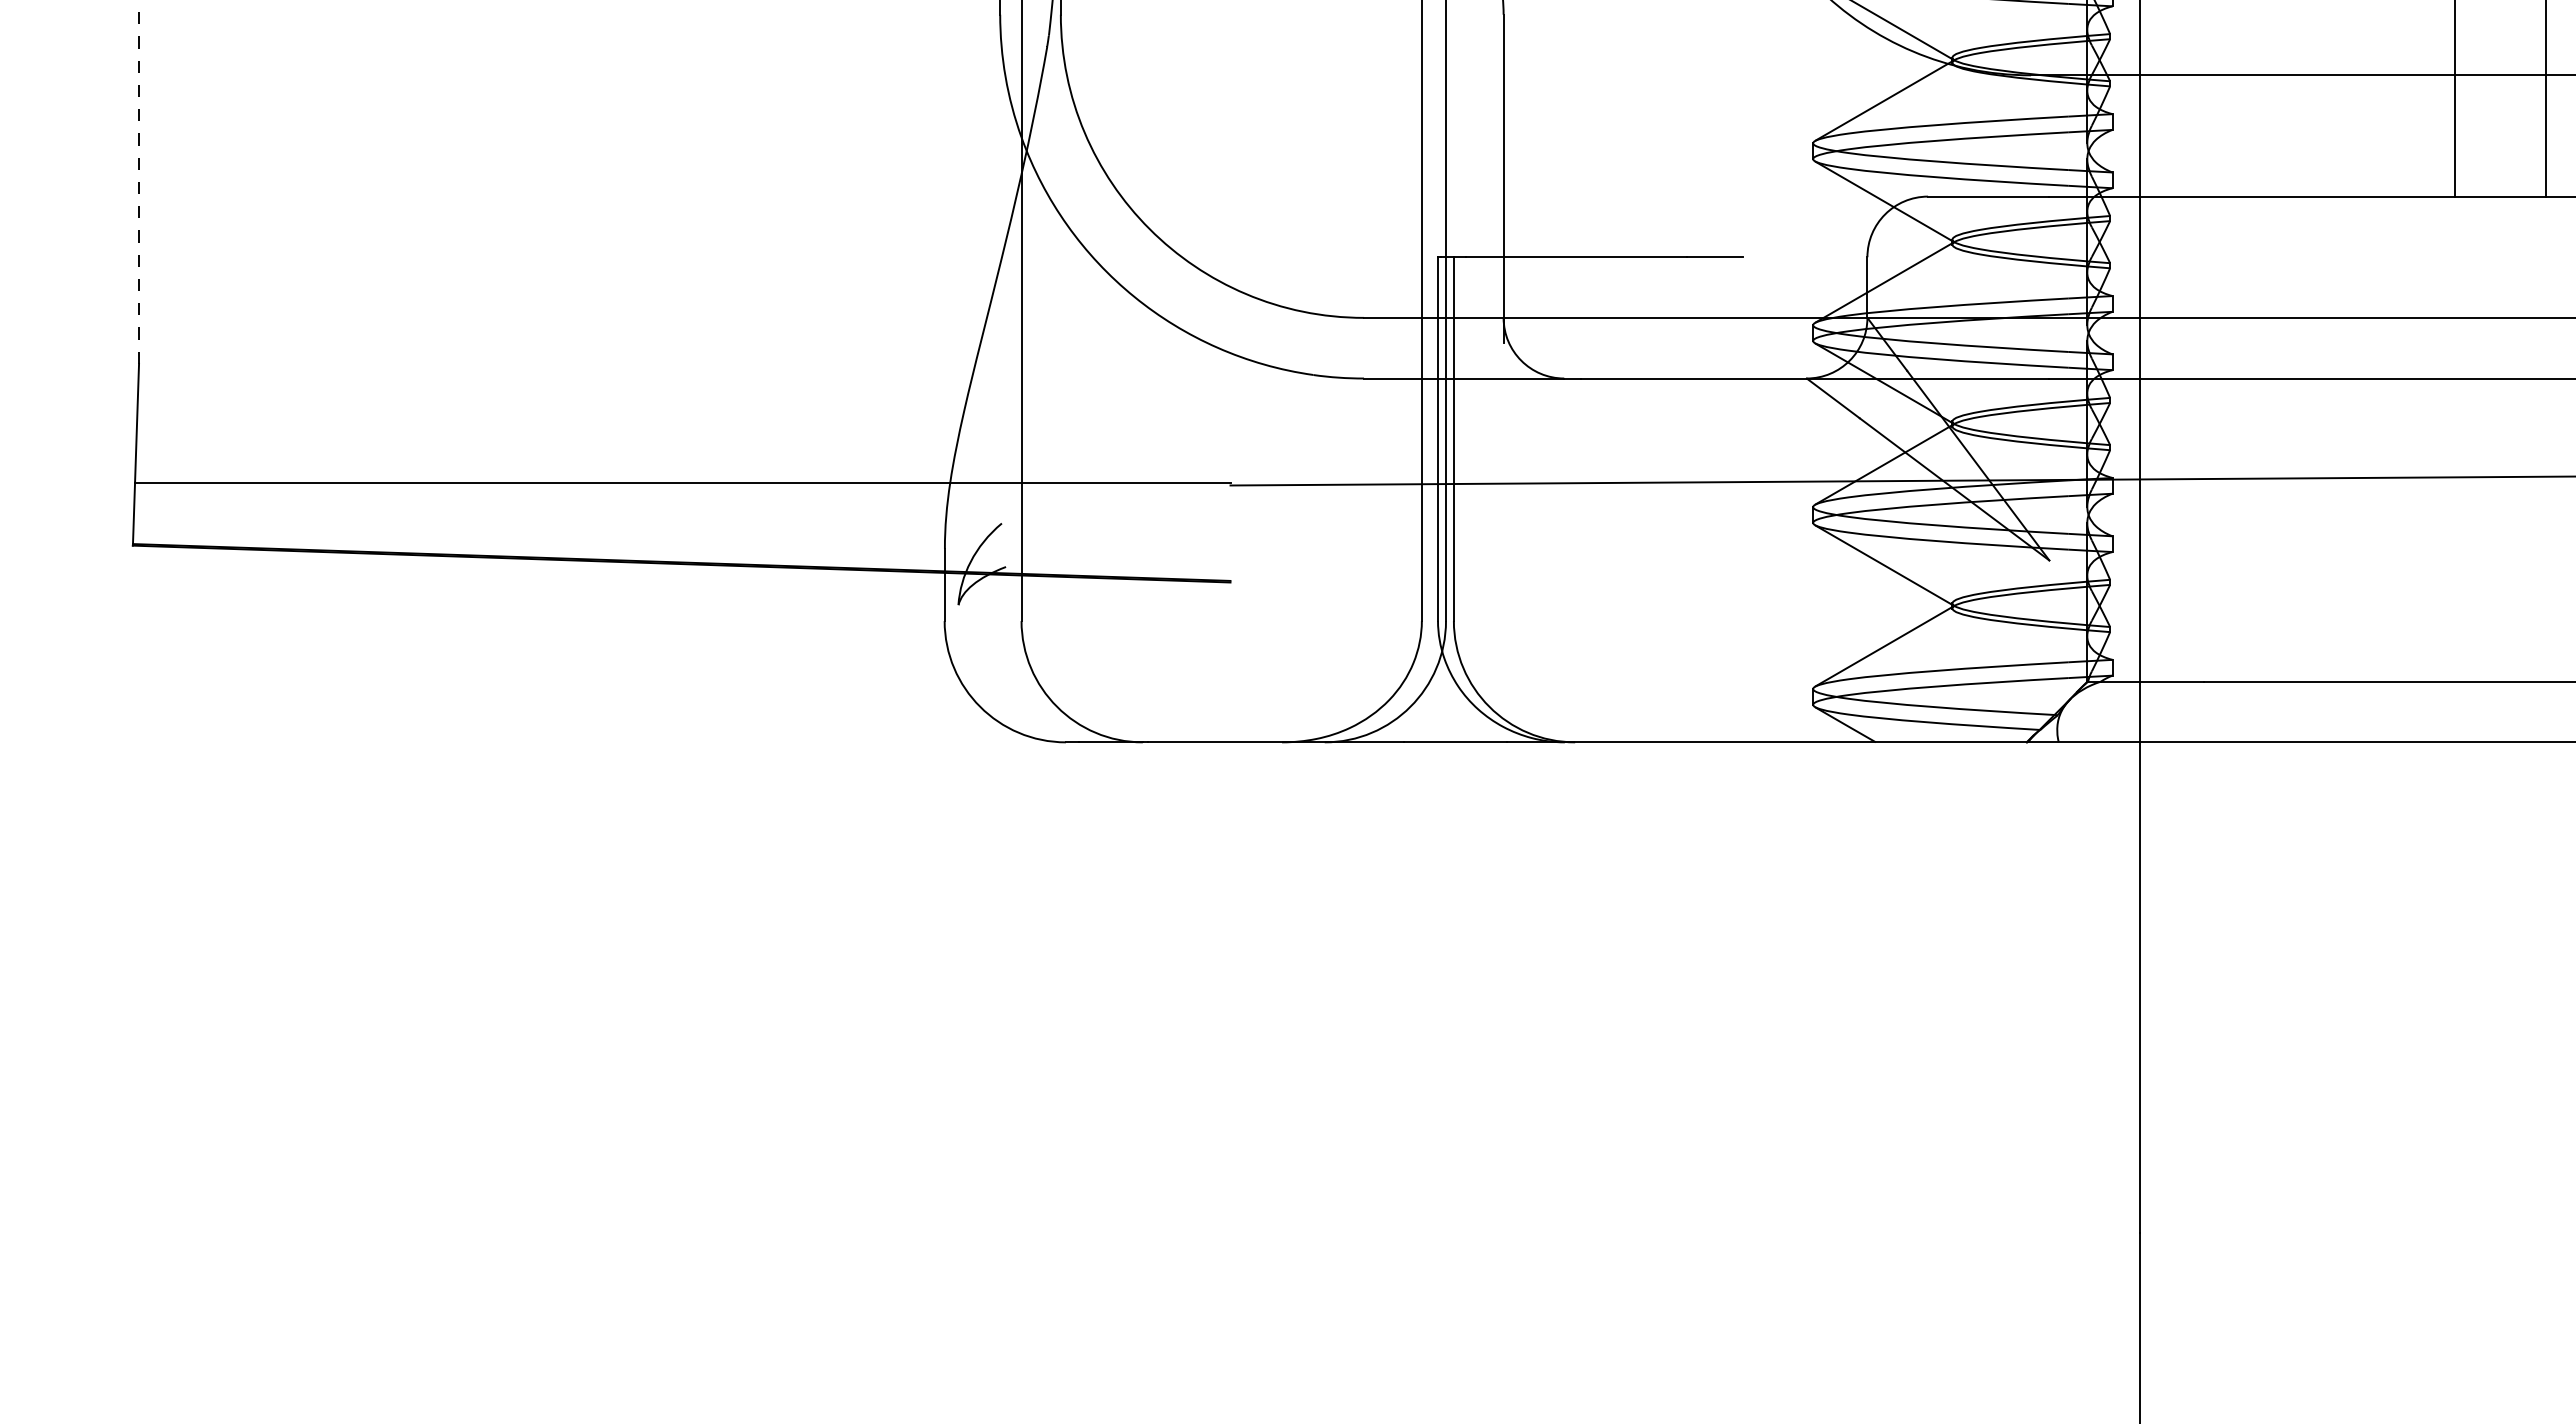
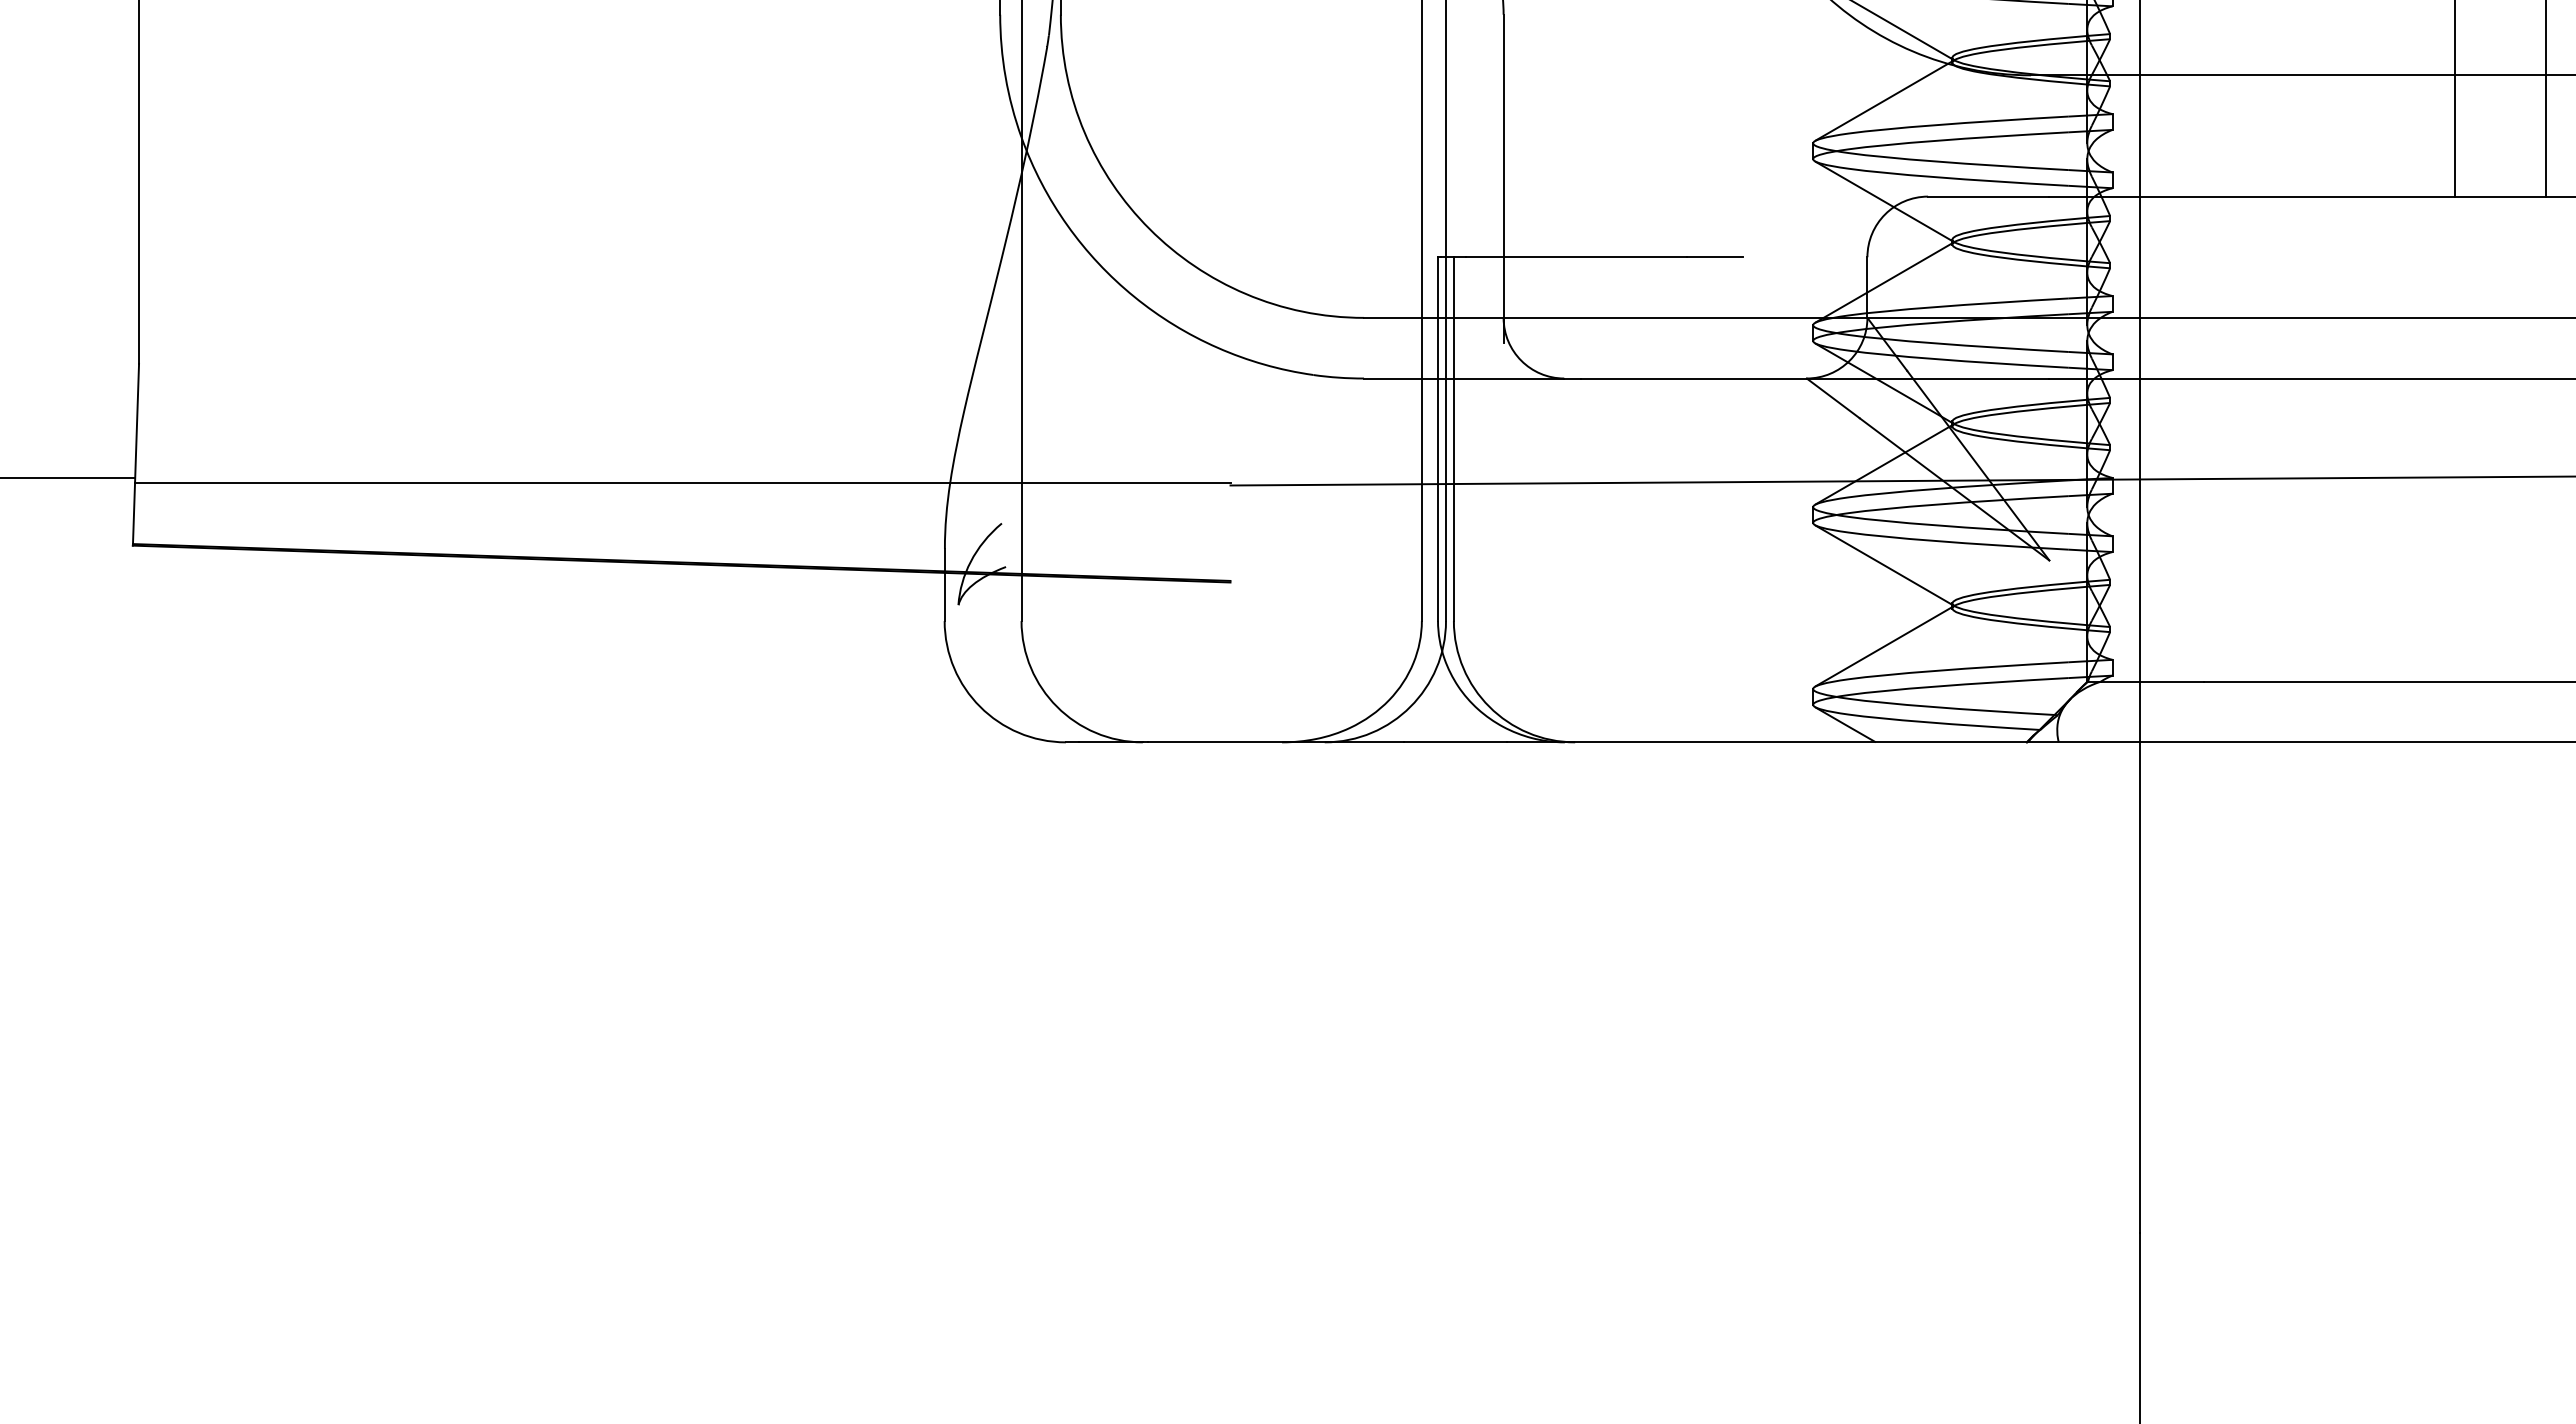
line: dashed -> solid (139, 181)
line: none -> present (68, 477)
